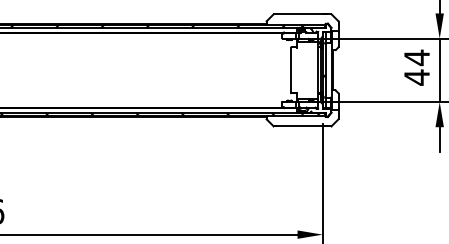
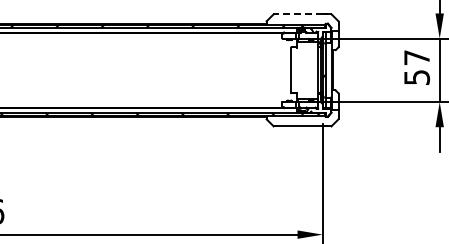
line: solid -> dashed (299, 14)
text: 44 -> 57 (417, 67)
